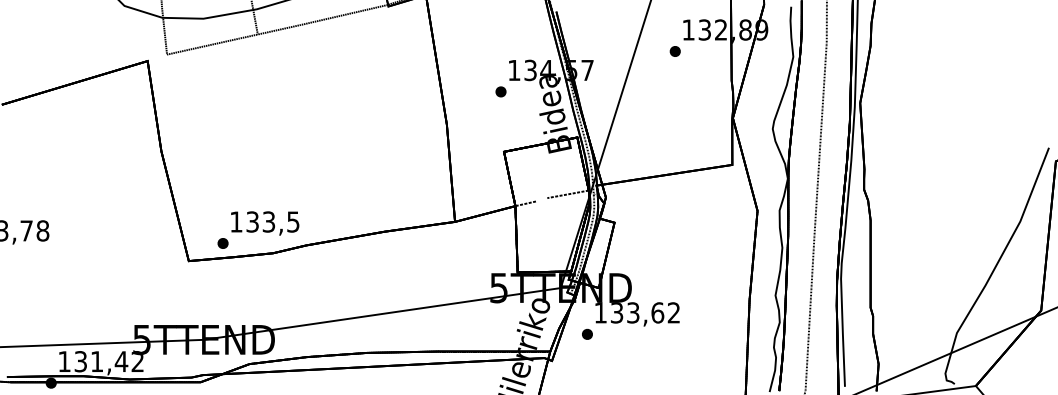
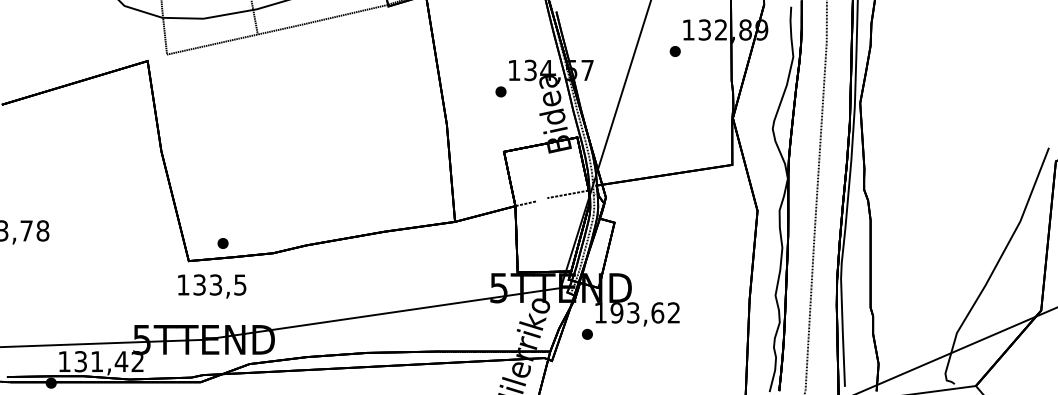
text position: (265, 223) -> (212, 286) (212, 286)
text: 133,62 -> 193,62 (616, 313)
